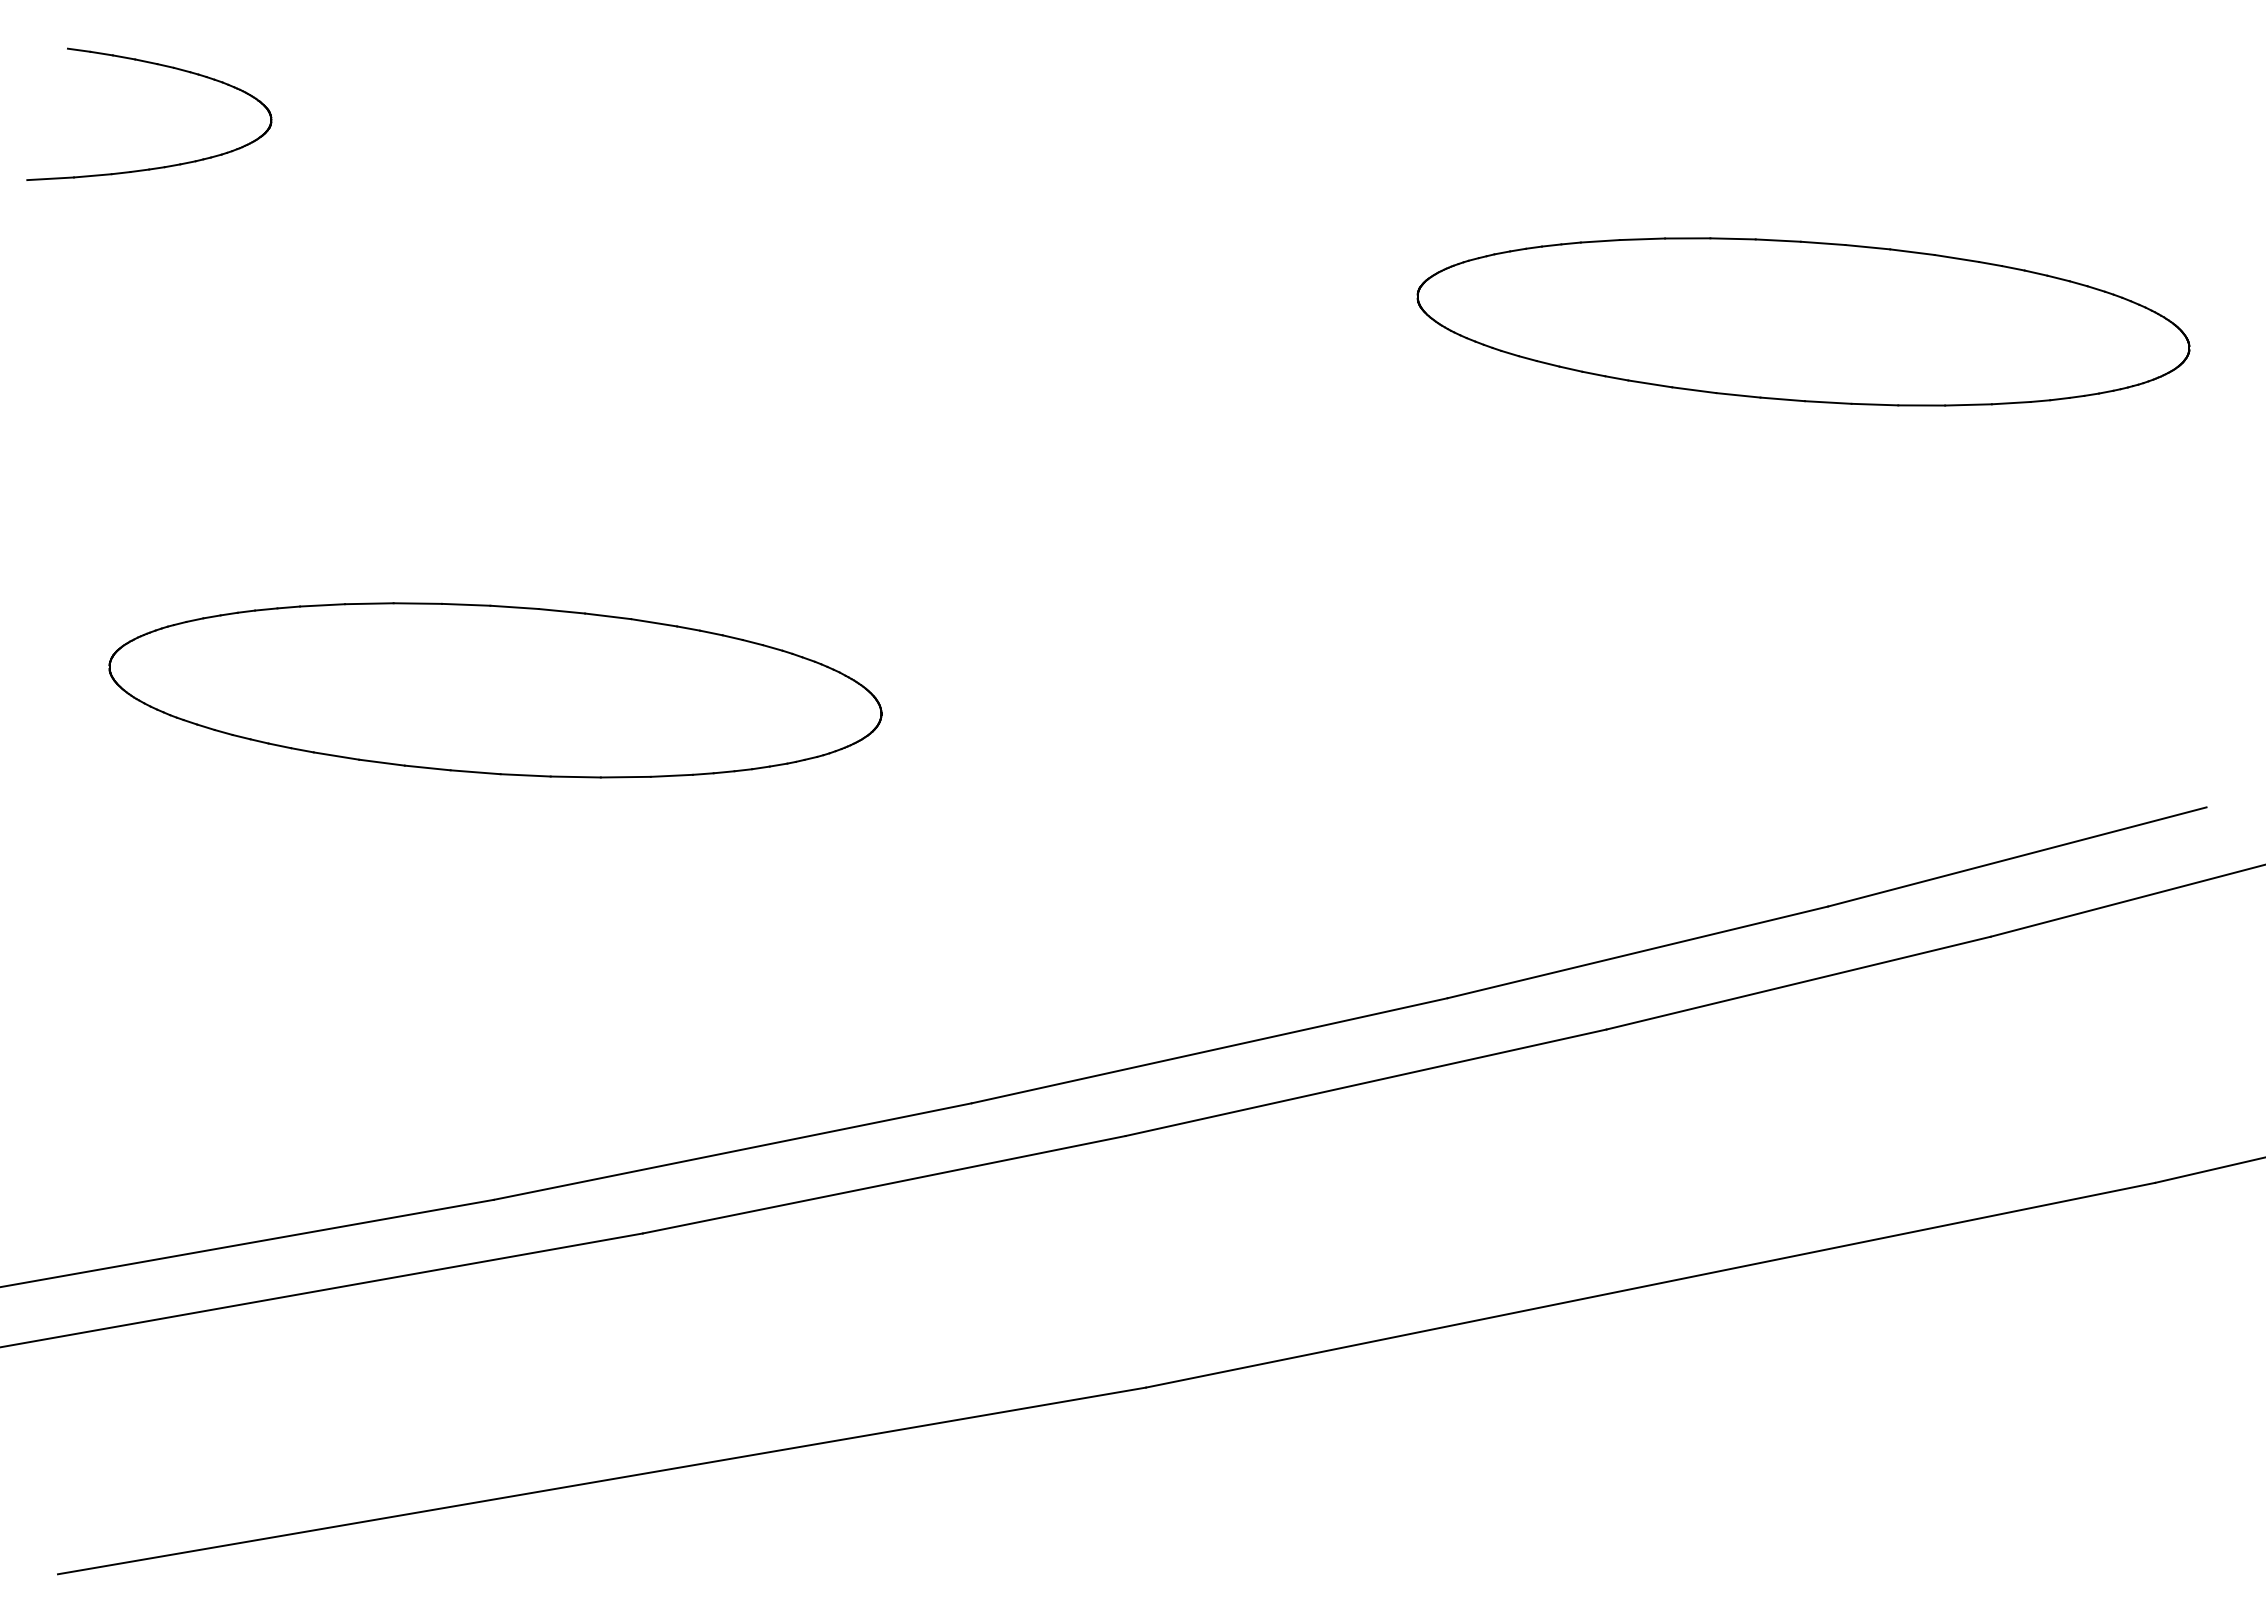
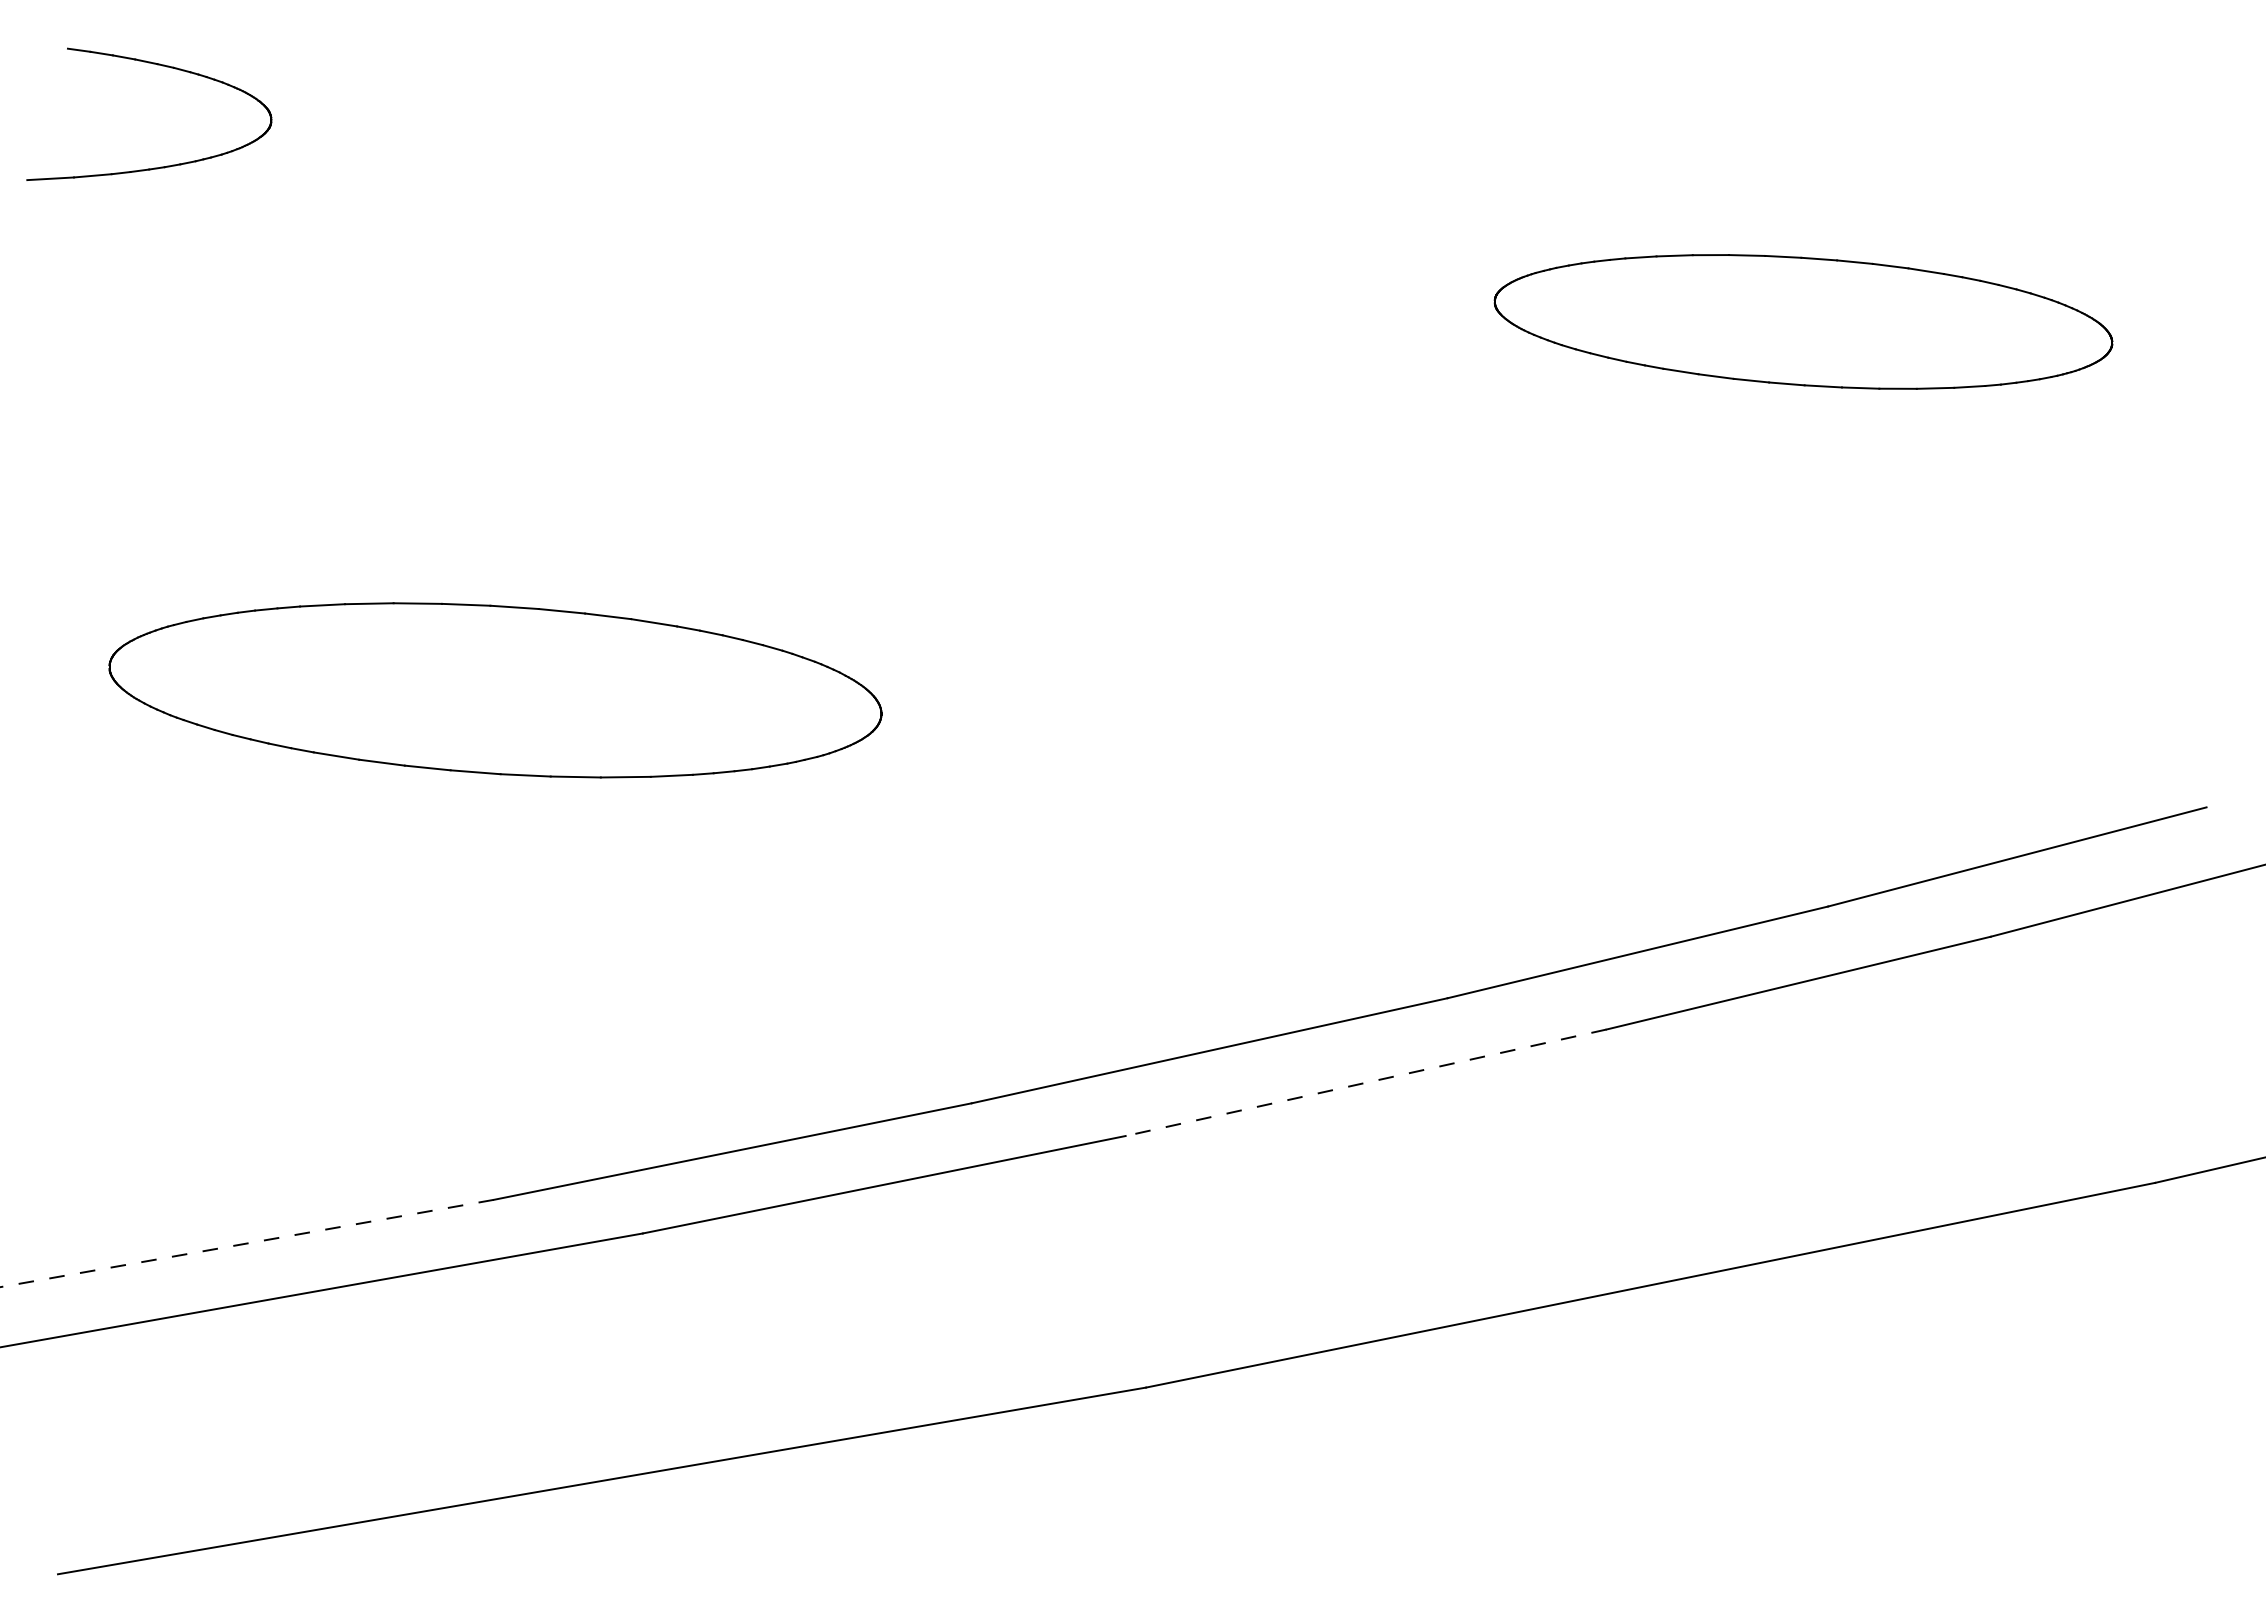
part size: 775x170 px -> 621x136 px (1803, 321)
line: solid -> dashed (1365, 1082)
line: solid -> dashed (246, 1243)
